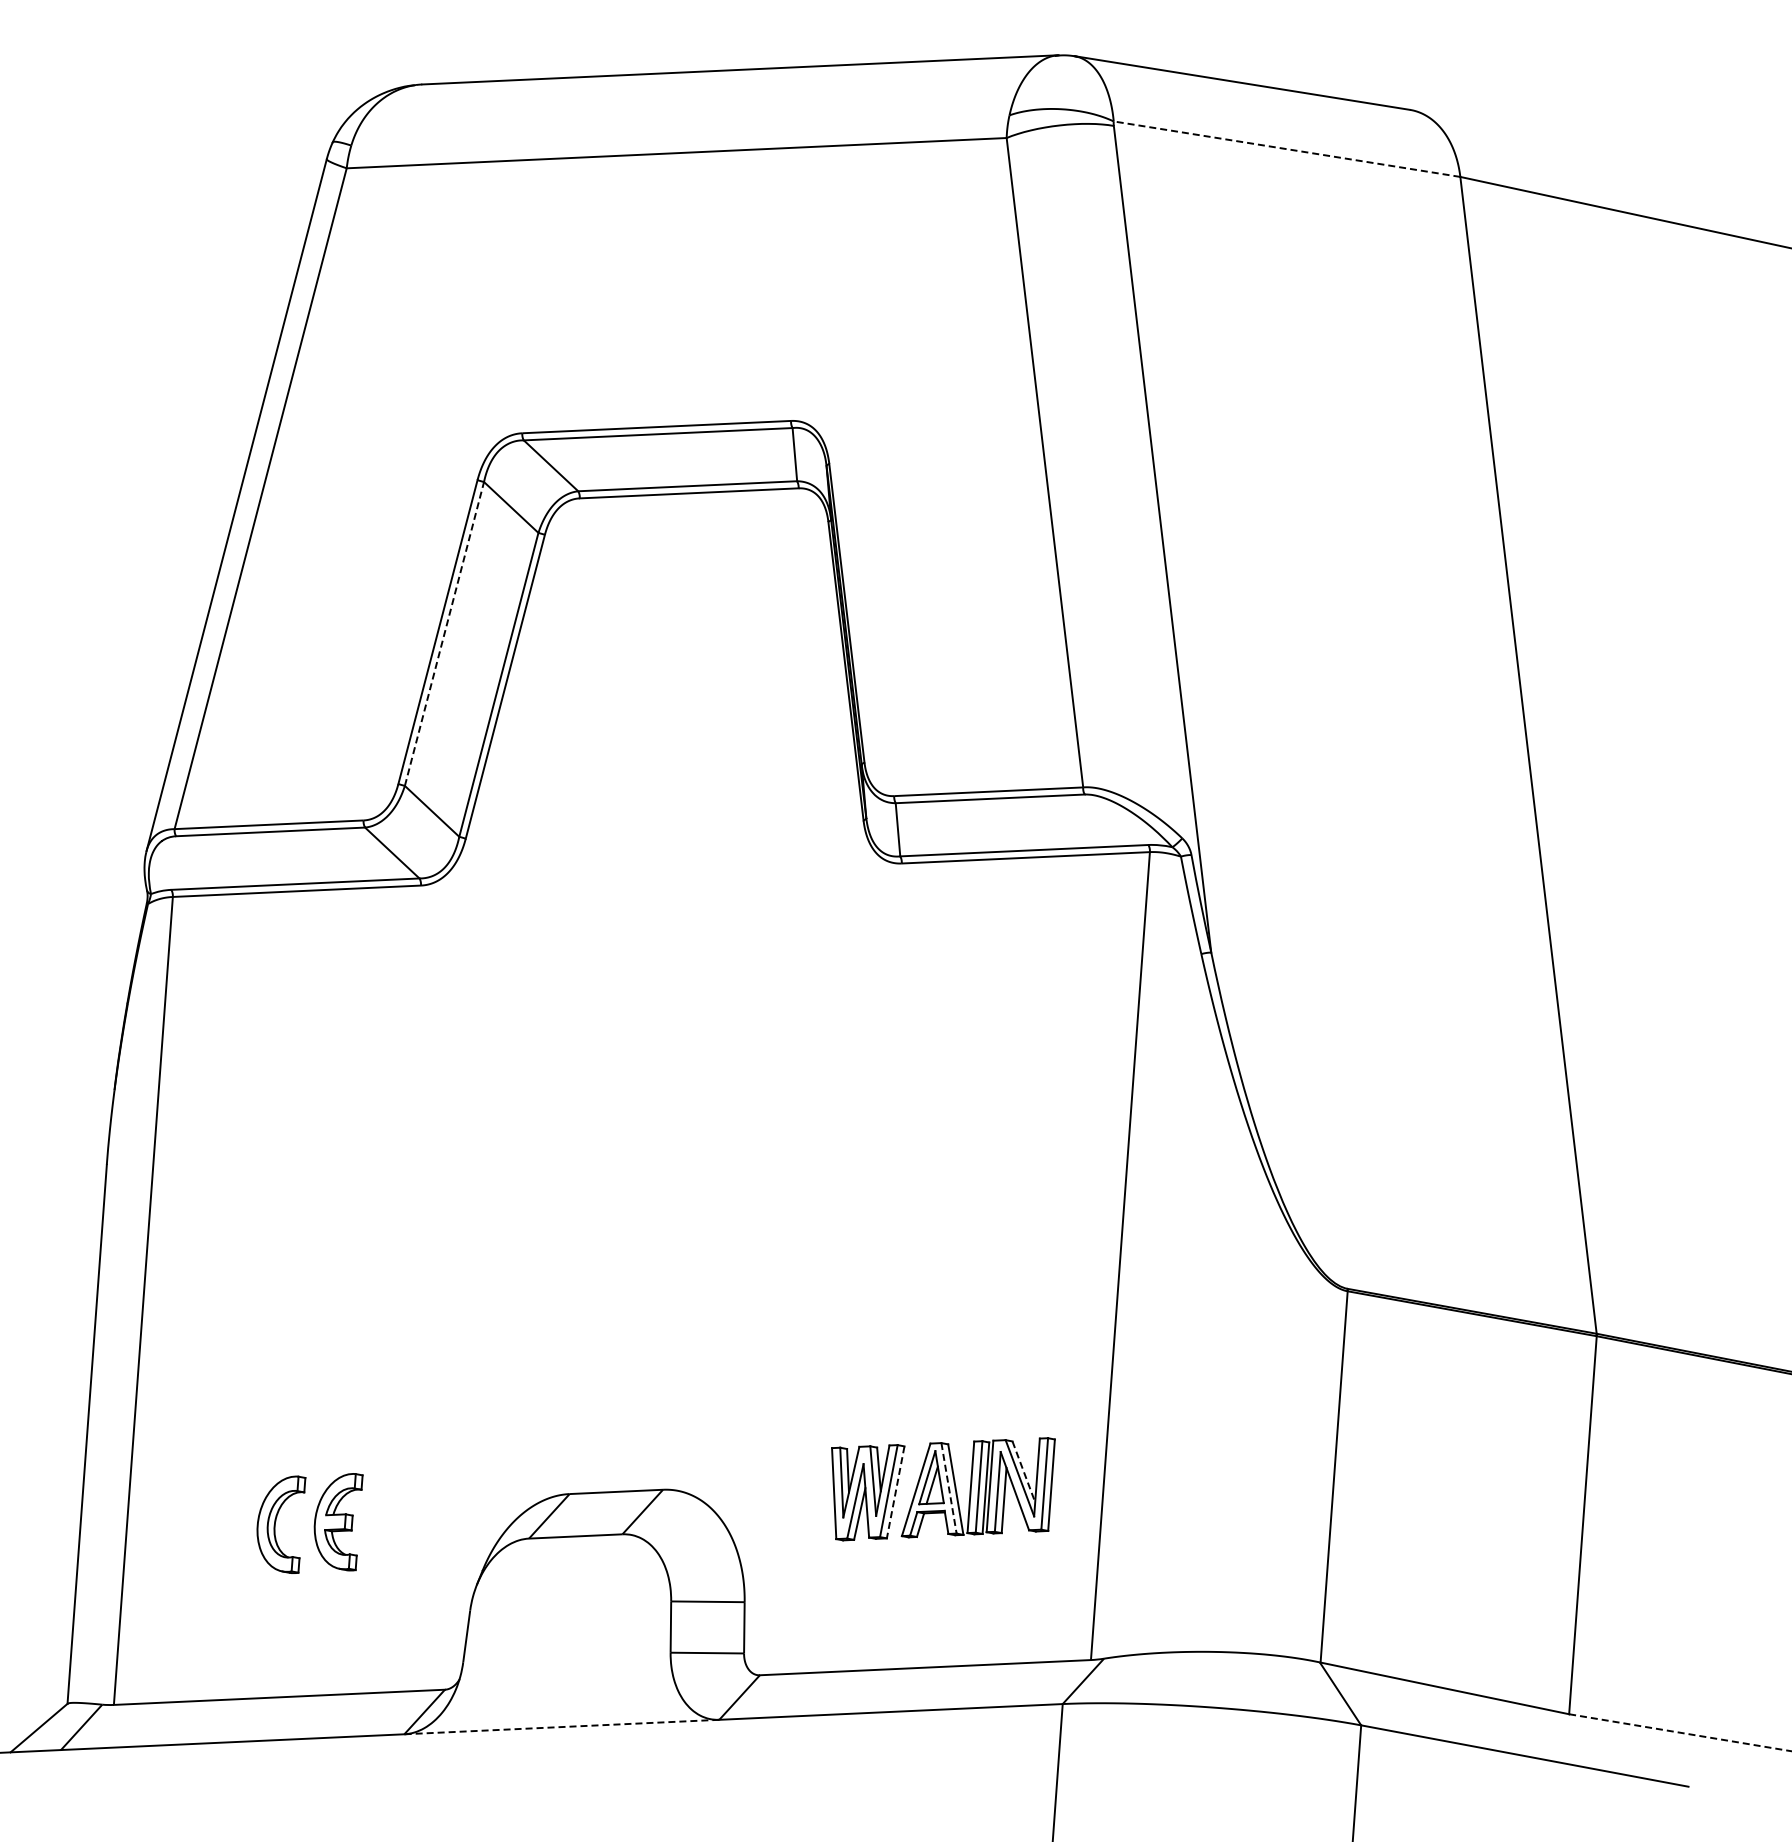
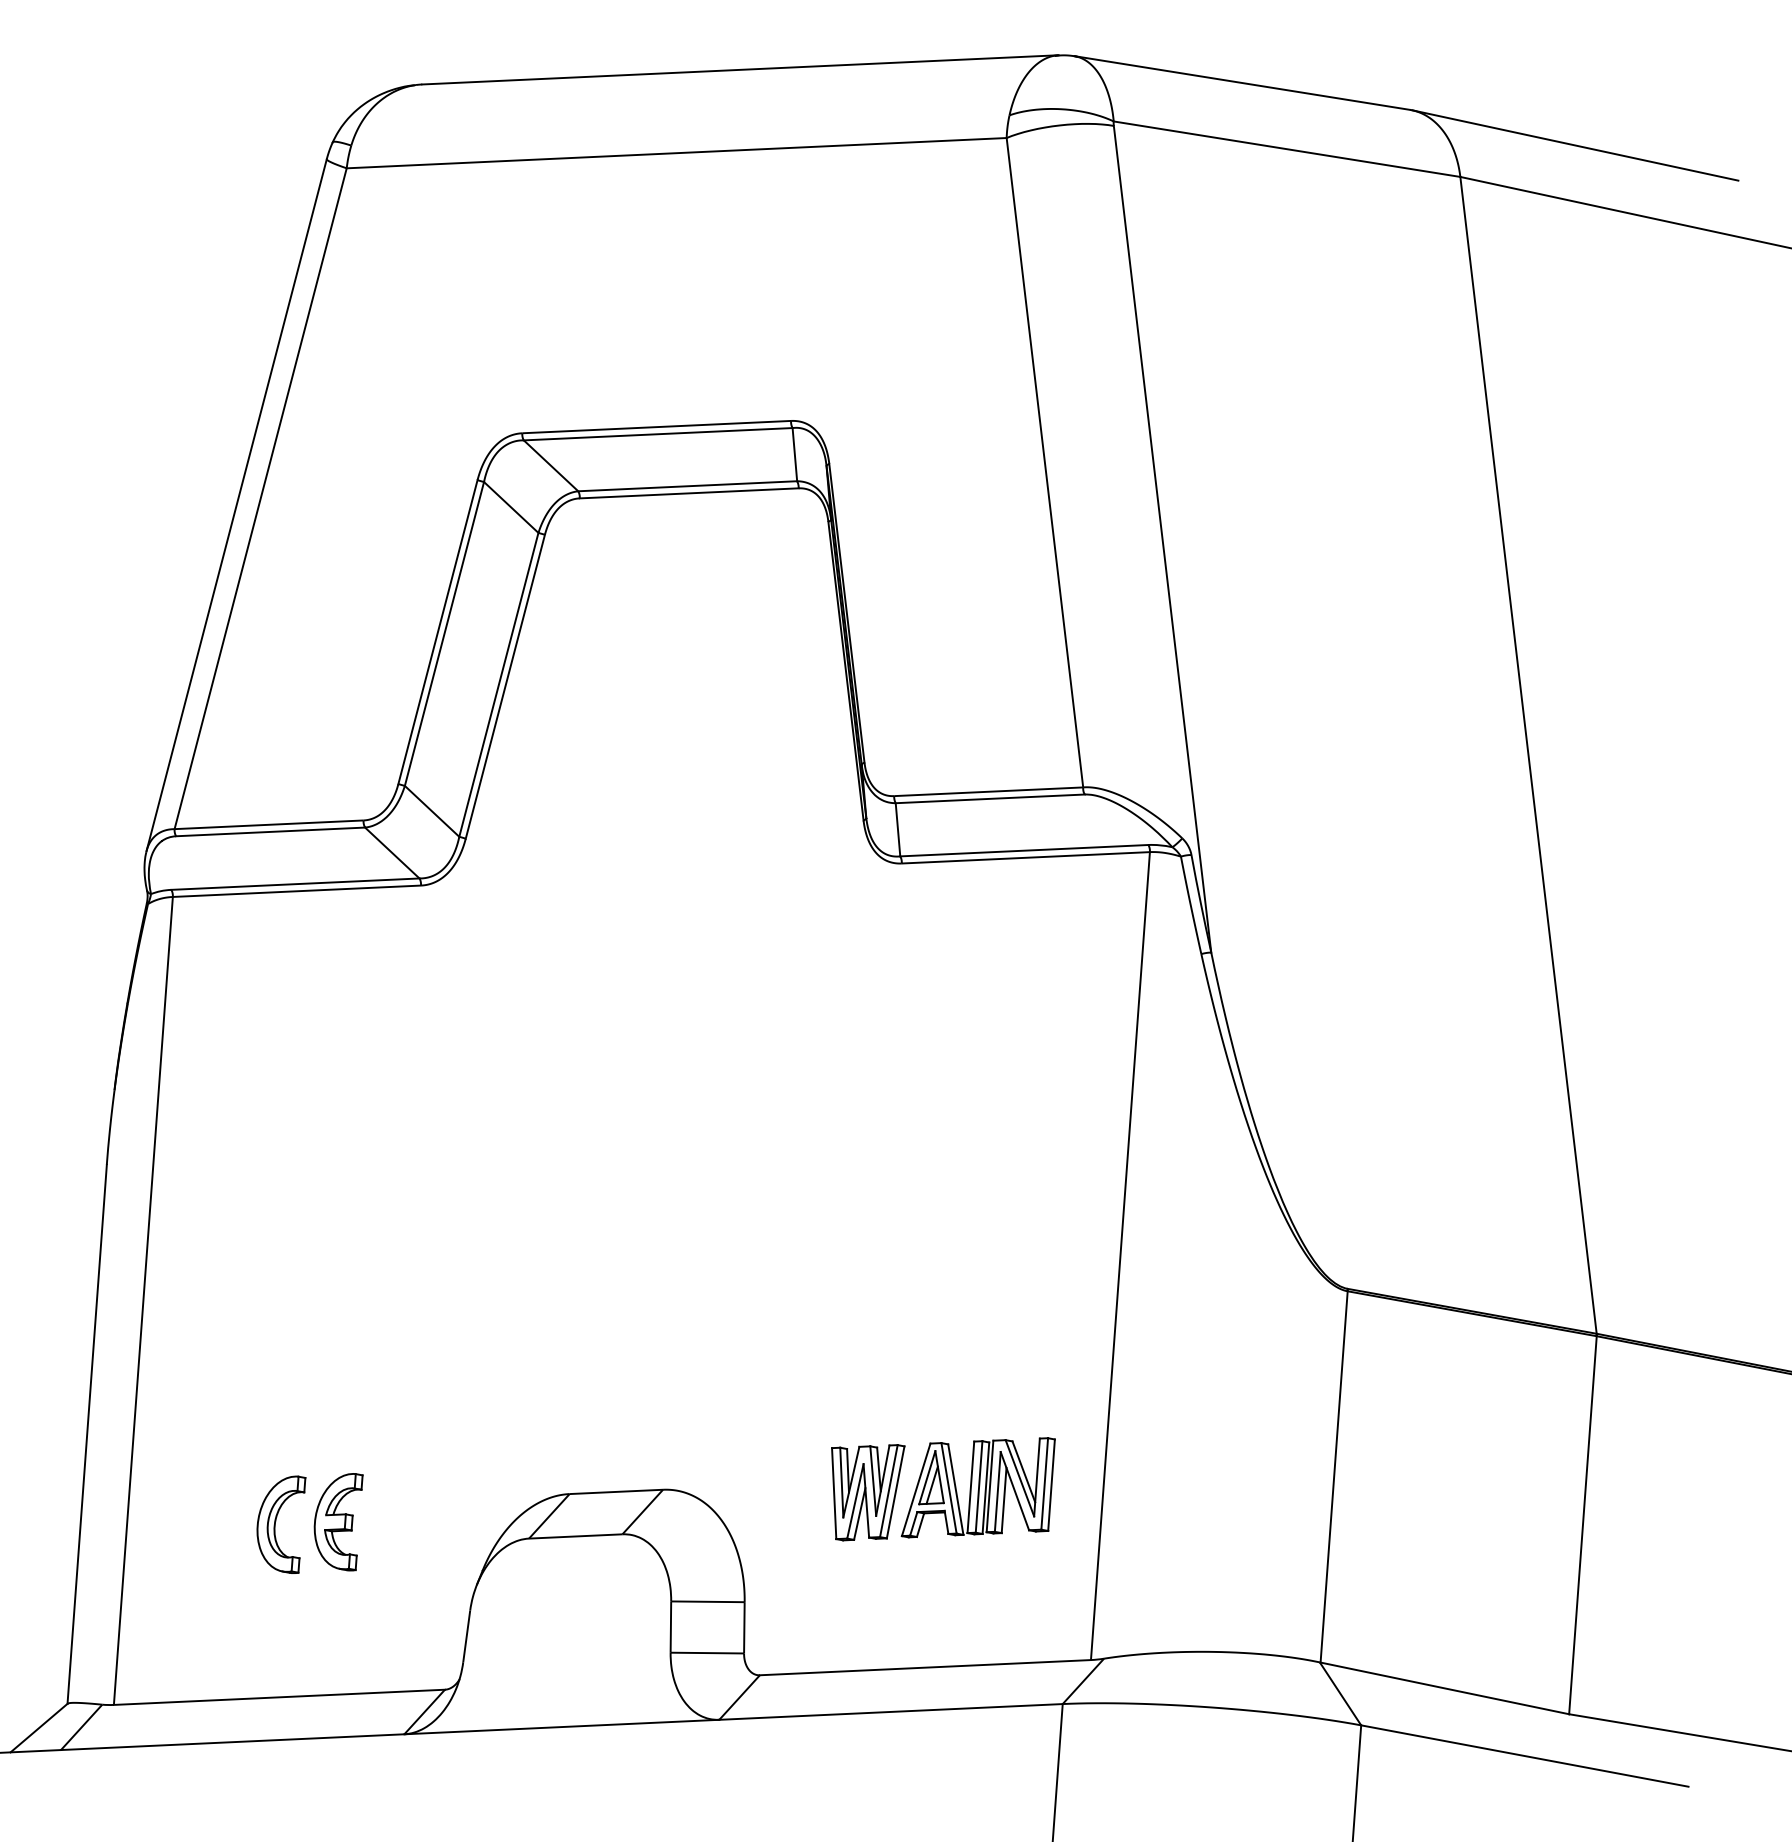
line: none -> present (1575, 145)
line: dashed -> solid (1287, 149)
line: dashed -> solid (444, 633)
line: dashed -> solid (1024, 1472)
line: dashed -> solid (949, 1488)
line: dashed -> solid (895, 1492)
line: dashed -> solid (561, 1727)
line: dashed -> solid (1680, 1732)
